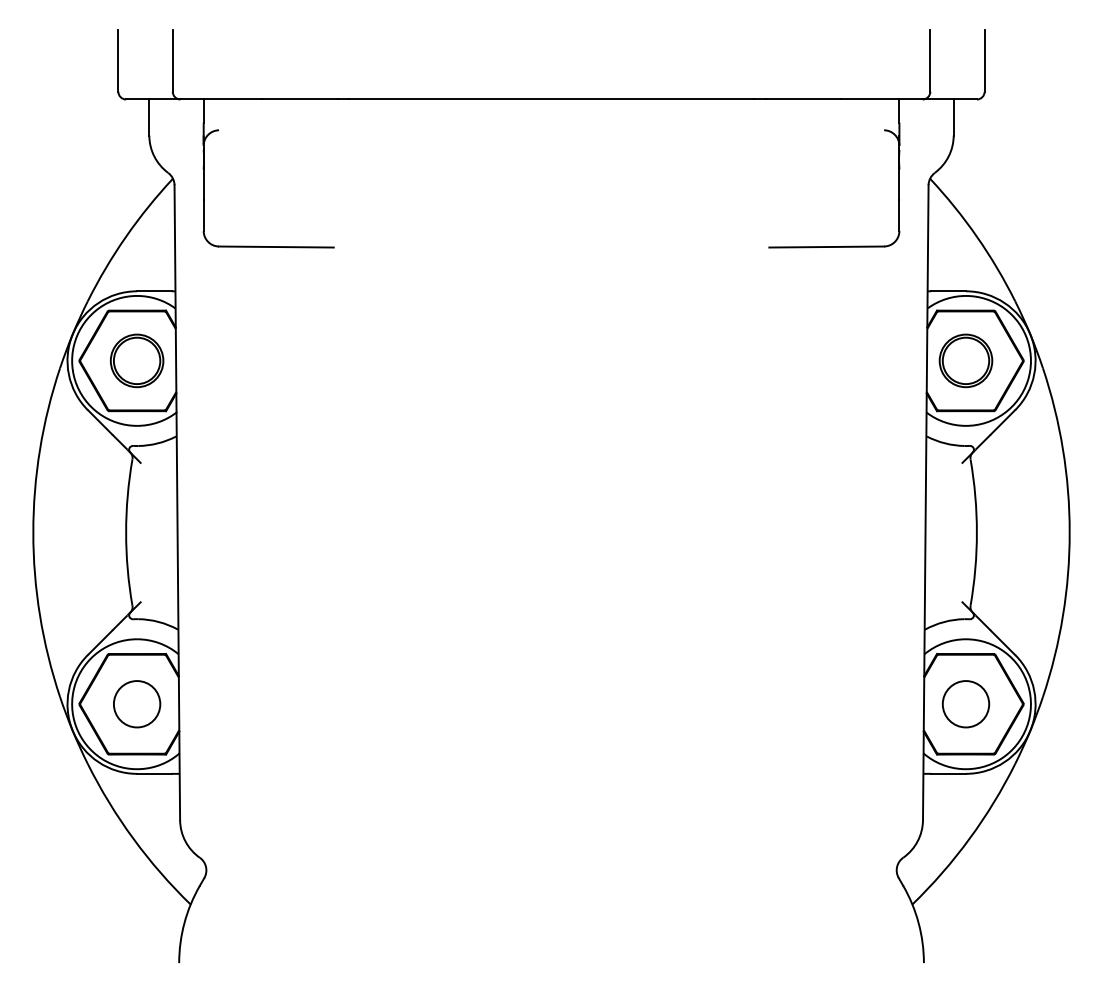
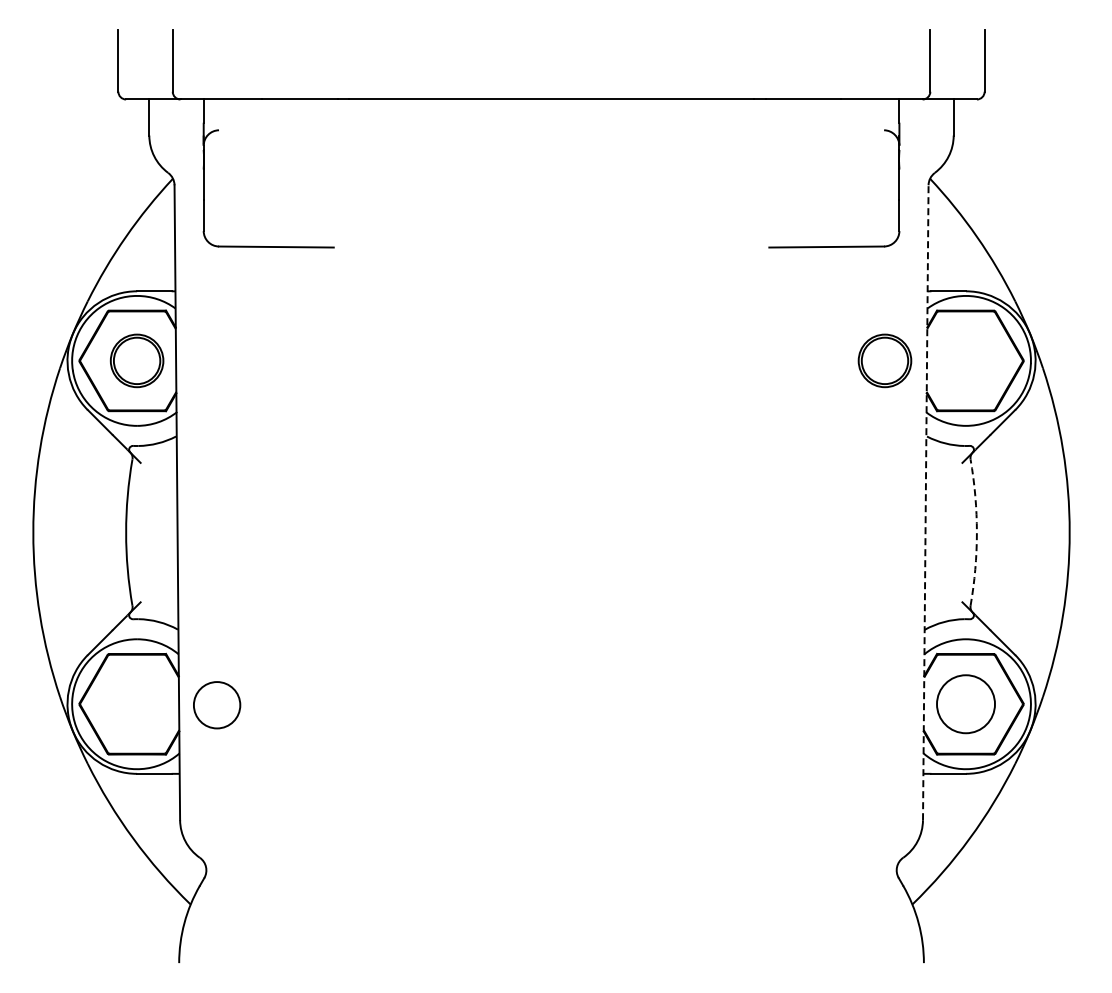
part position: (965, 360) -> (884, 360) (884, 360)
line: solid -> dashed (925, 502)
arc: solid -> dashed (976, 532)
circle position: (137, 704) -> (217, 705) (217, 705)
circle diameter: 46 px -> 58 px (965, 704)
